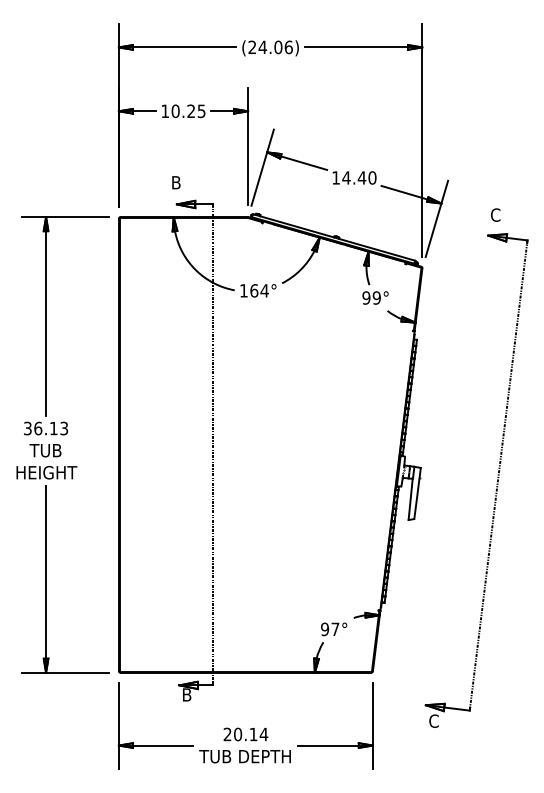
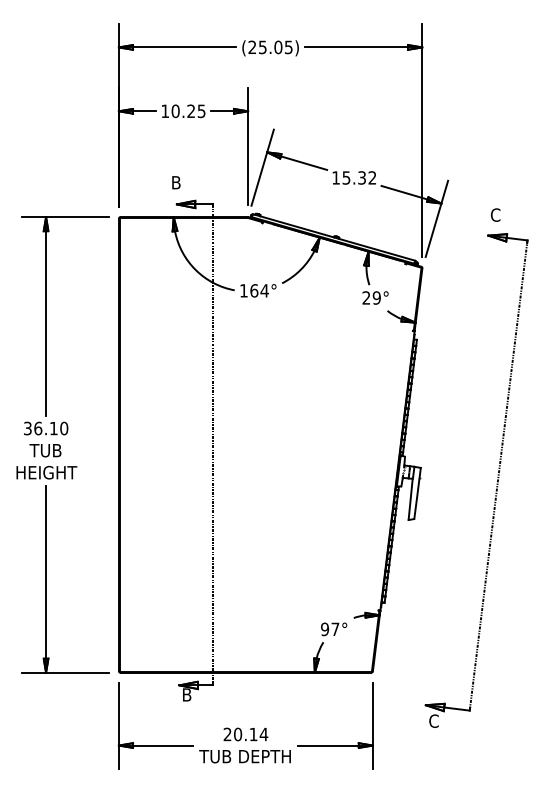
text: (24.06) -> (25.05) (275, 47)
text: 14.40 -> 15.32 (359, 177)
text: 99° -> 29° (366, 297)
text: 36.13 -> 36.10 (64, 428)
